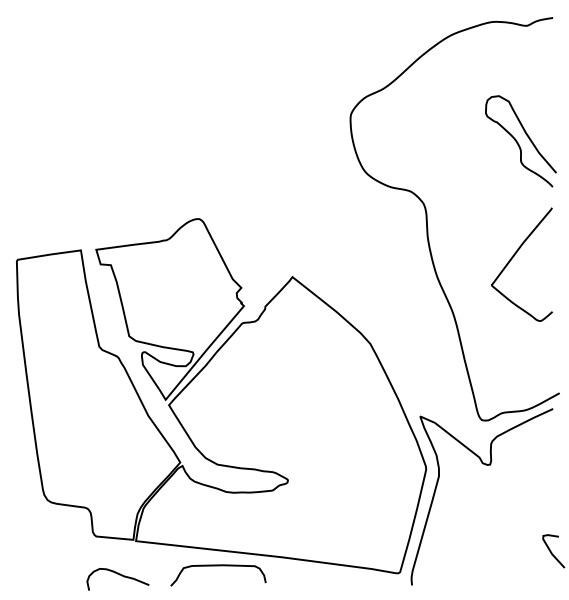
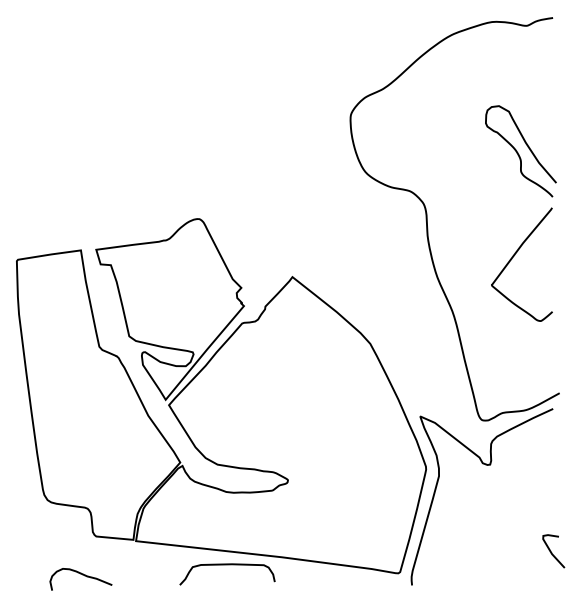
curve position: (518, 142) -> (518, 152) (518, 152)
curve position: (218, 566) -> (227, 565) (227, 565)
curve position: (119, 575) -> (82, 575) (82, 575)
